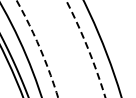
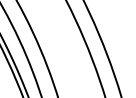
arc: dashed -> solid (39, 48)
arc: dashed -> solid (87, 48)
